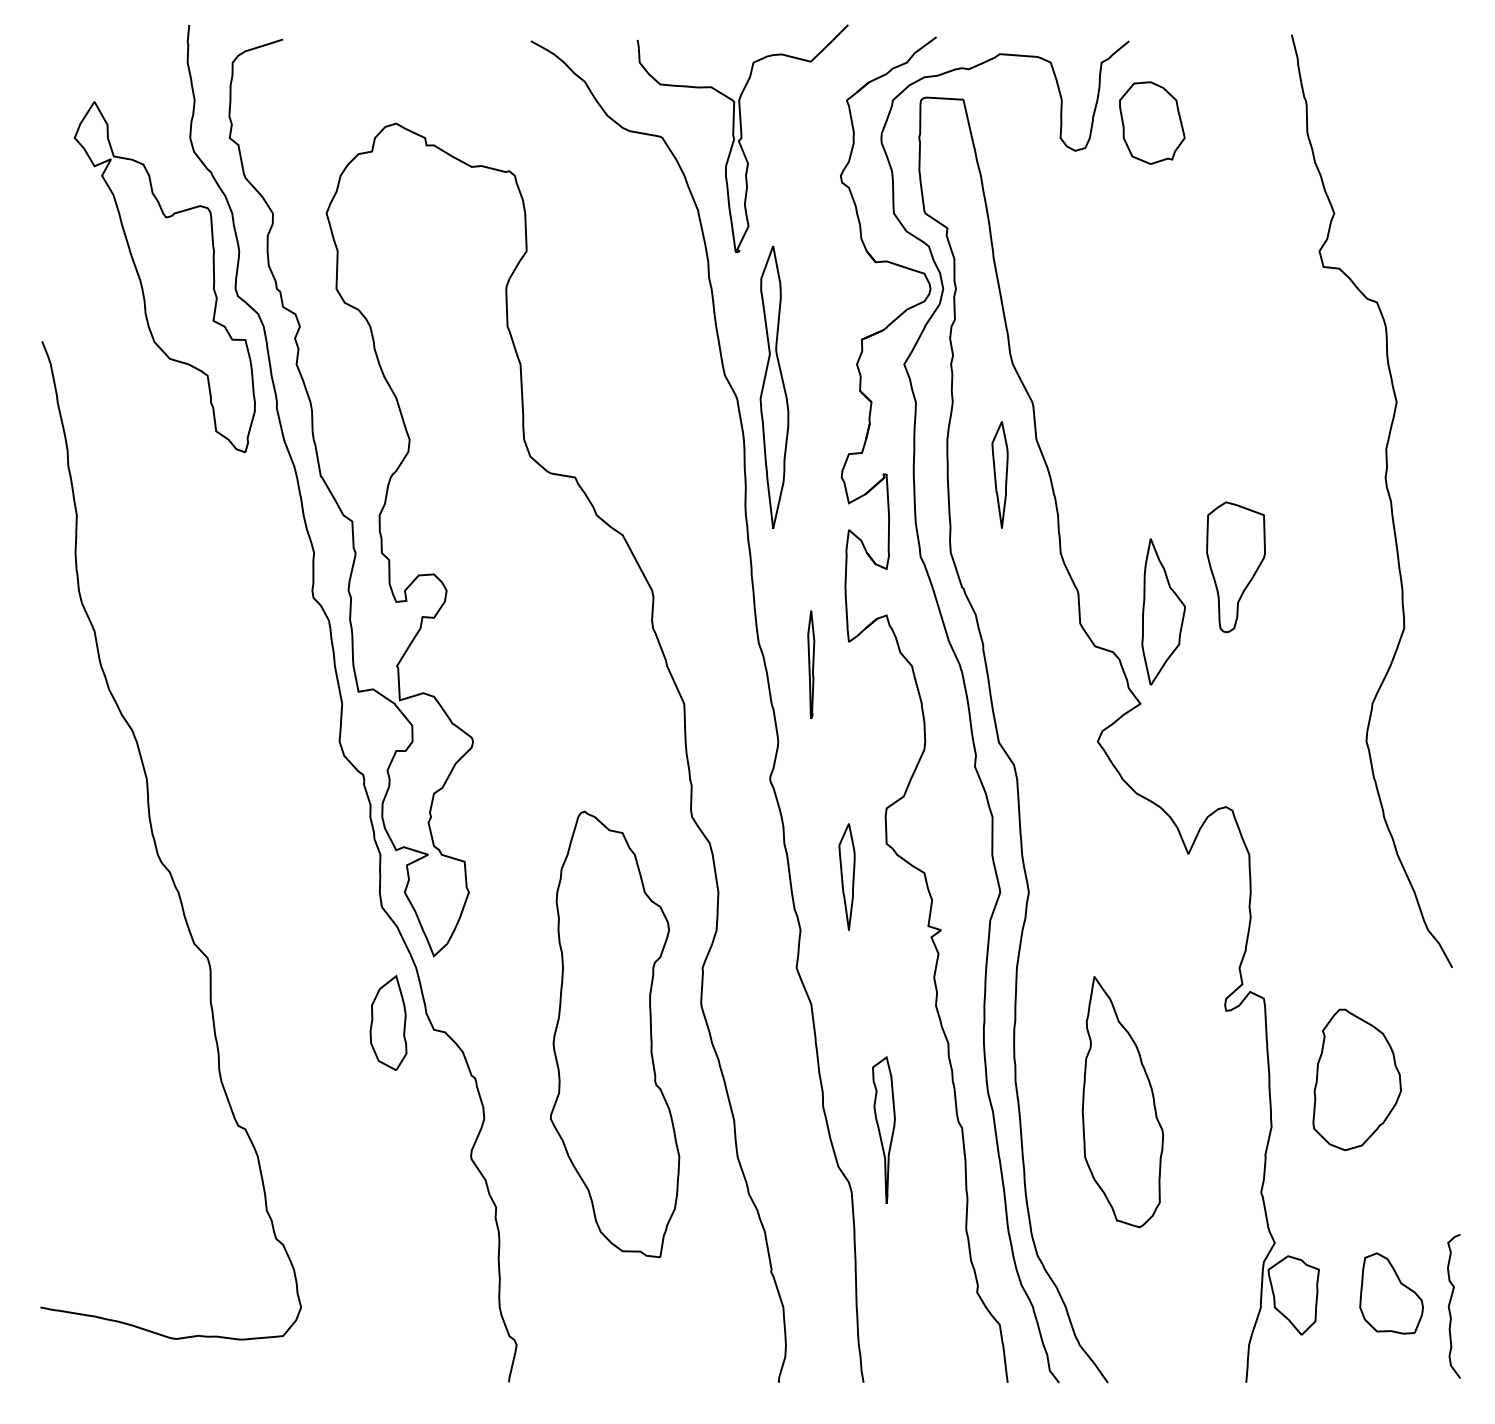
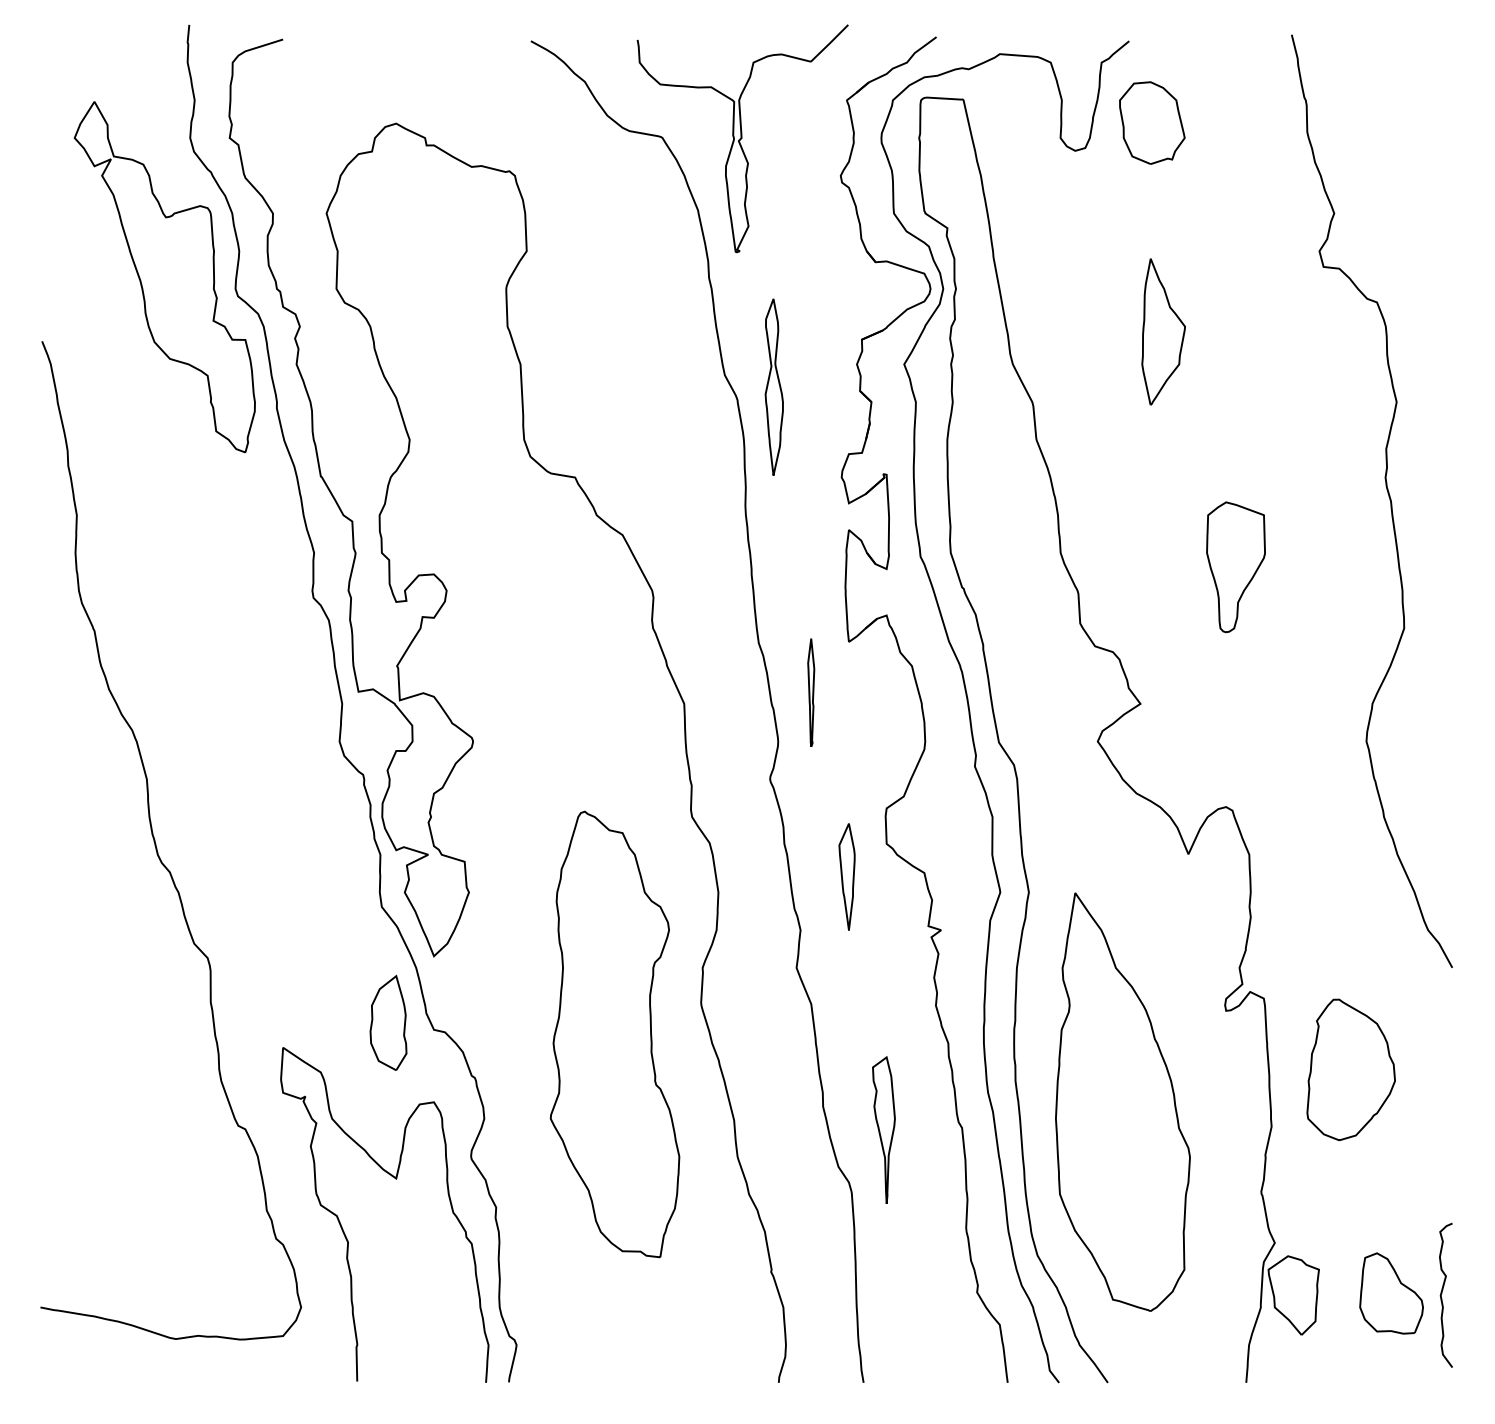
part size: 31x284 px -> 20x178 px (773, 386)
part: present -> none (999, 474)
part position: (1163, 611) -> (1163, 331) (1163, 331)
part position: (811, 664) -> (811, 692) (811, 692)
part position: (1356, 1079) -> (1350, 1069) (1350, 1069)
part size: 84x253 px -> 136x420 px (1122, 1101)
curve: none -> present (395, 1179)
curve position: (1450, 1304) -> (1442, 1293) (1442, 1293)
